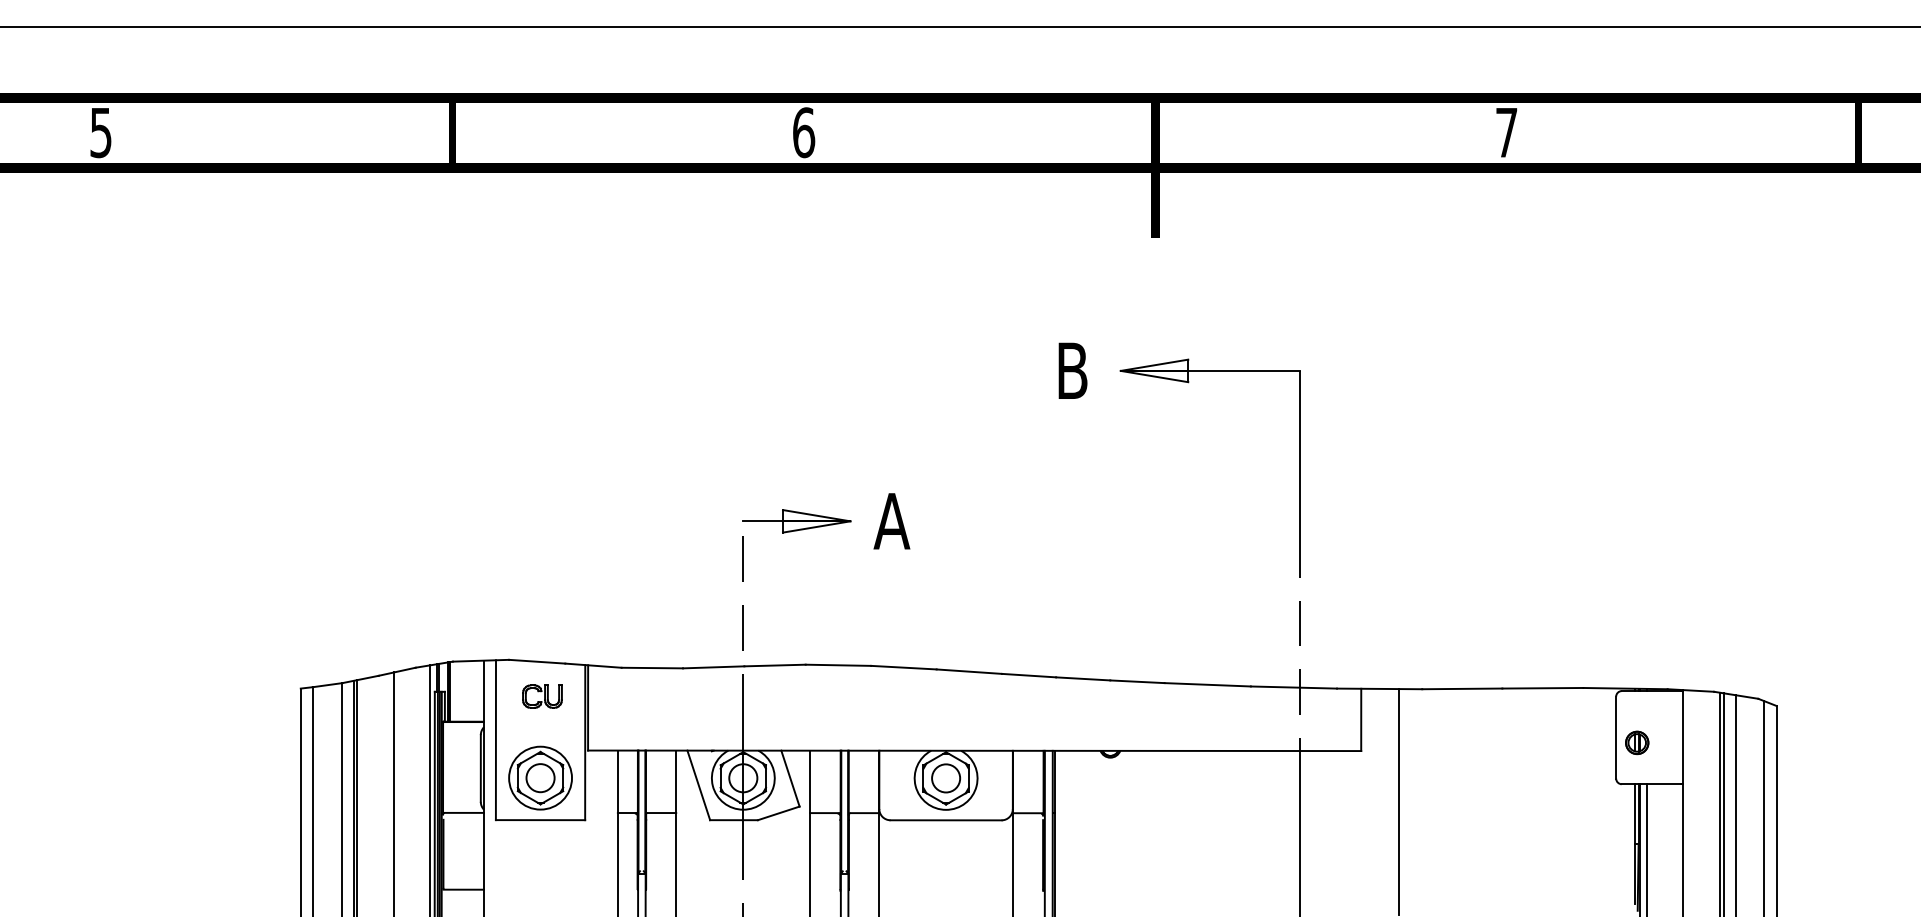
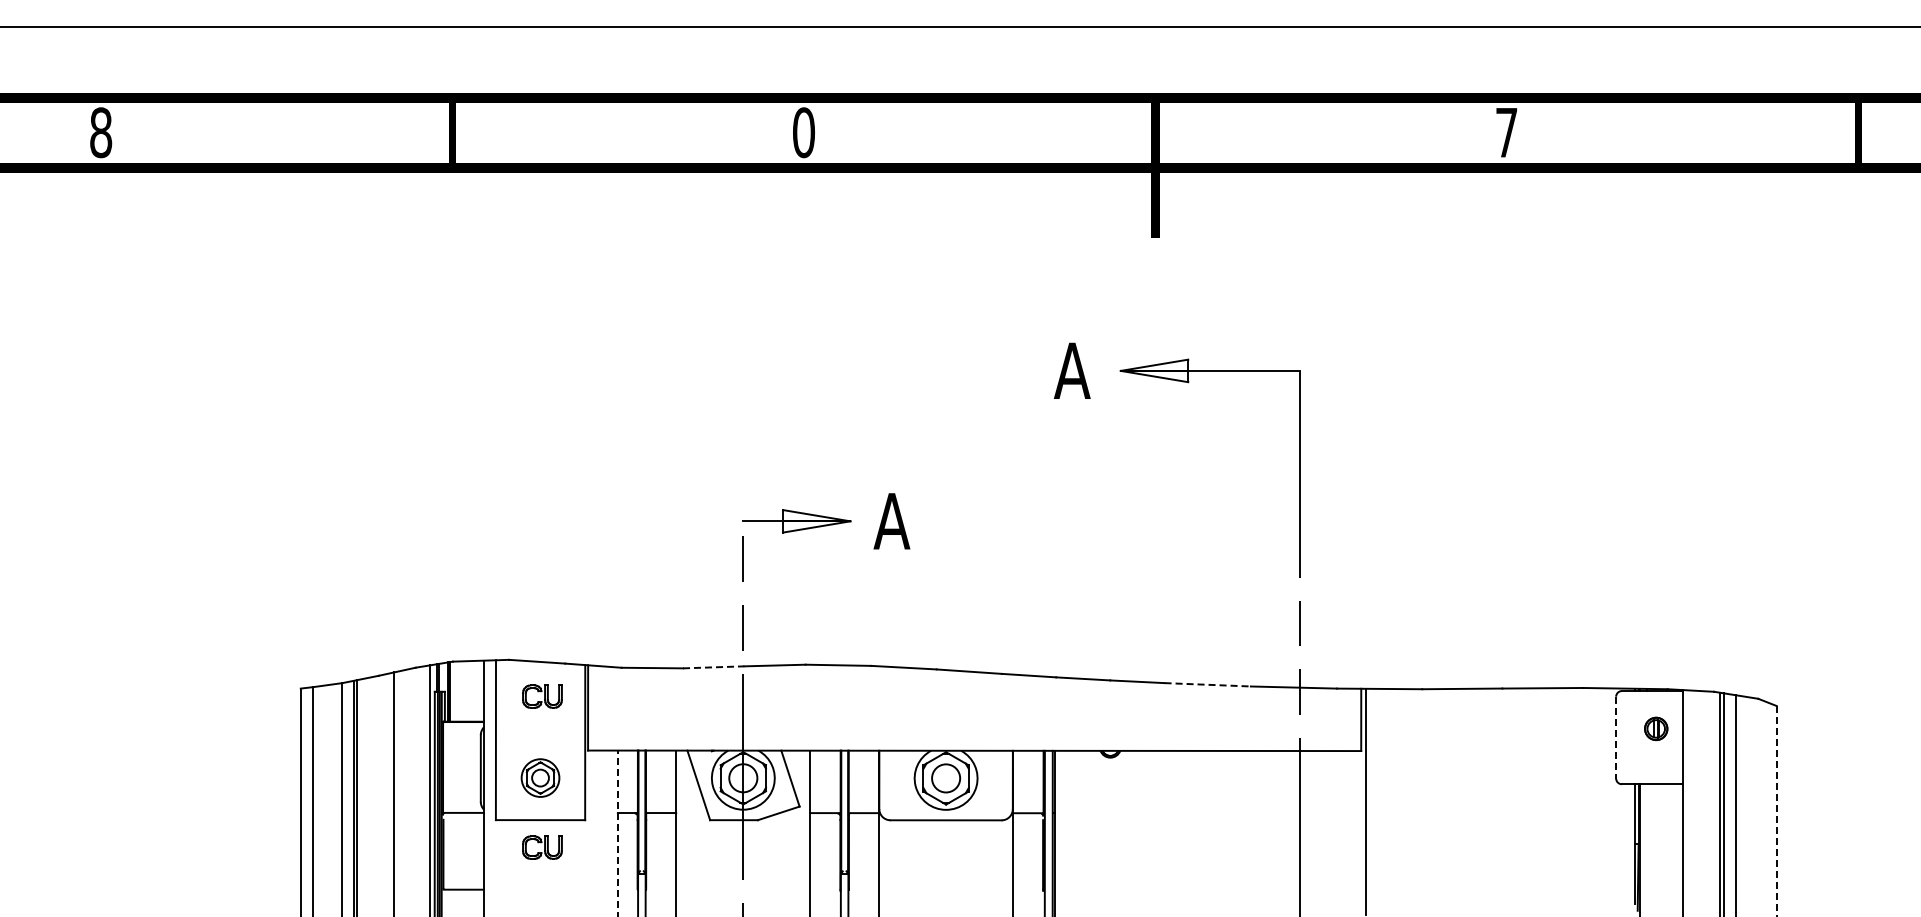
text: 5 -> 8 (101, 132)
text: 6 -> 0 (804, 132)
text: B -> A (1071, 370)
line: solid -> dashed (713, 667)
line: solid -> dashed (1208, 684)
line: solid -> dashed (1616, 737)
part position: (1637, 742) -> (1656, 728) (1656, 728)
part size: 65x66 px -> 41x40 px (540, 777)
line position: (1399, 801) -> (1366, 801) (1366, 801)
line: present -> none (1764, 807)
line: solid -> dashed (1776, 810)
line: solid -> dashed (617, 833)
part: none -> present (542, 847)
line: present -> none (1647, 848)
